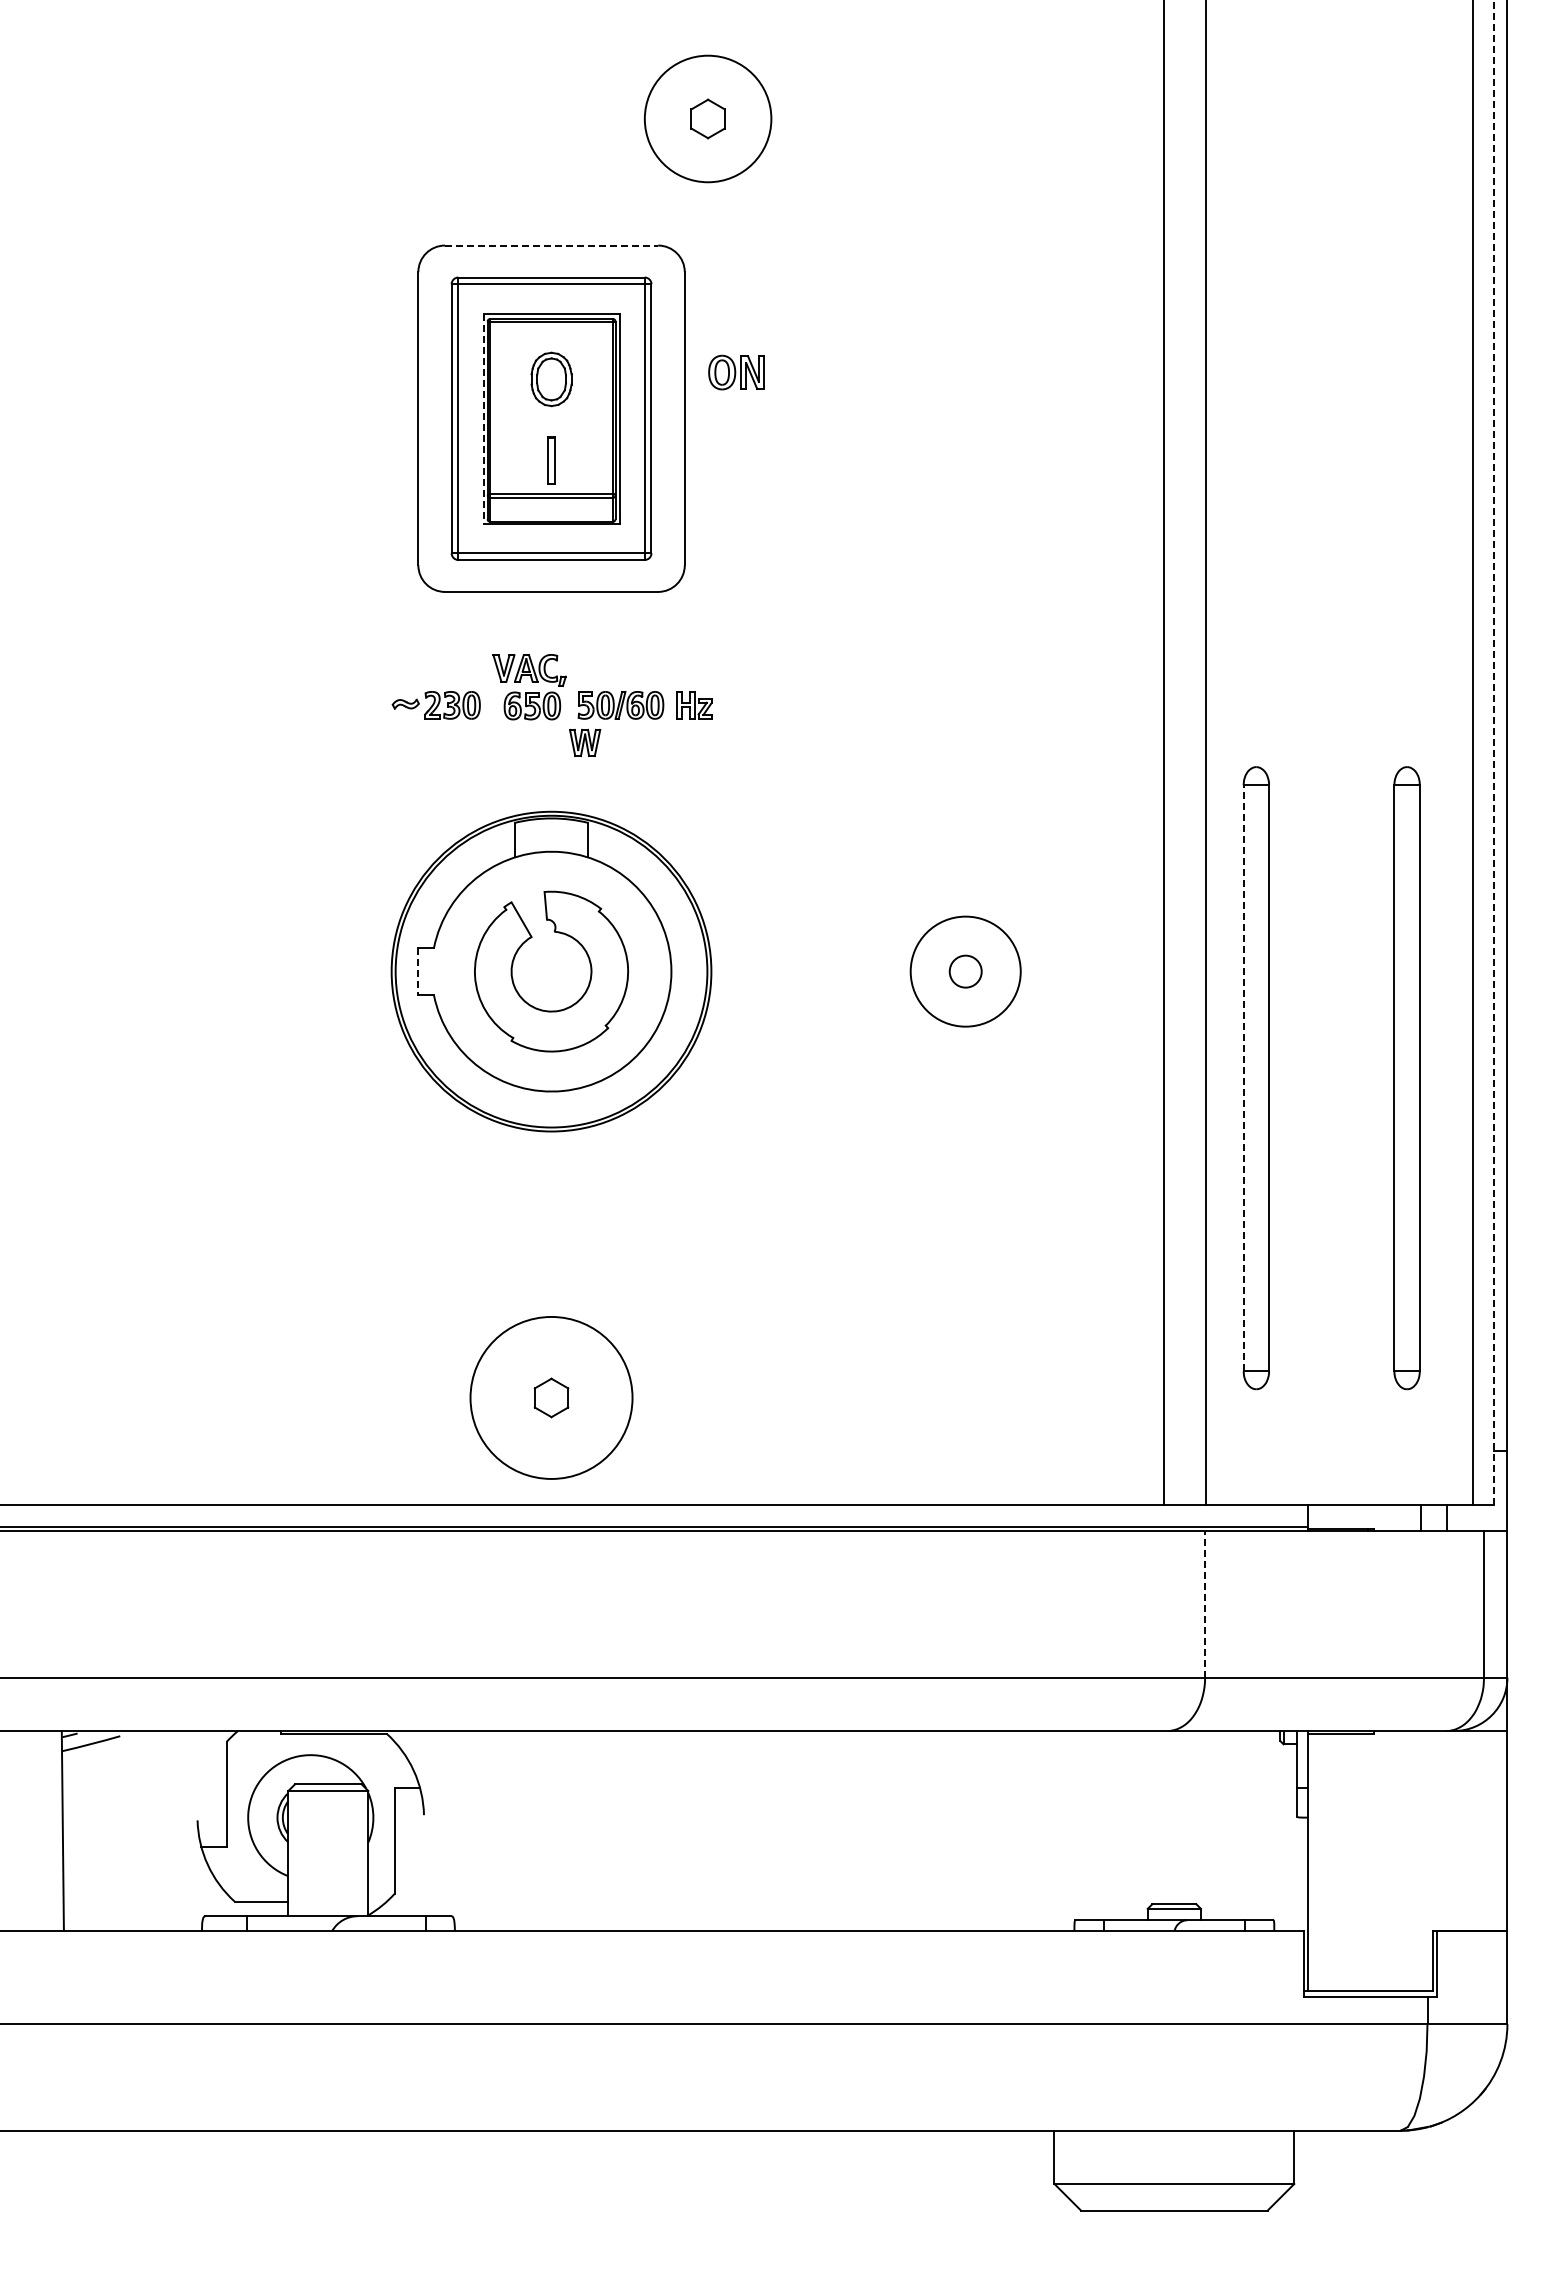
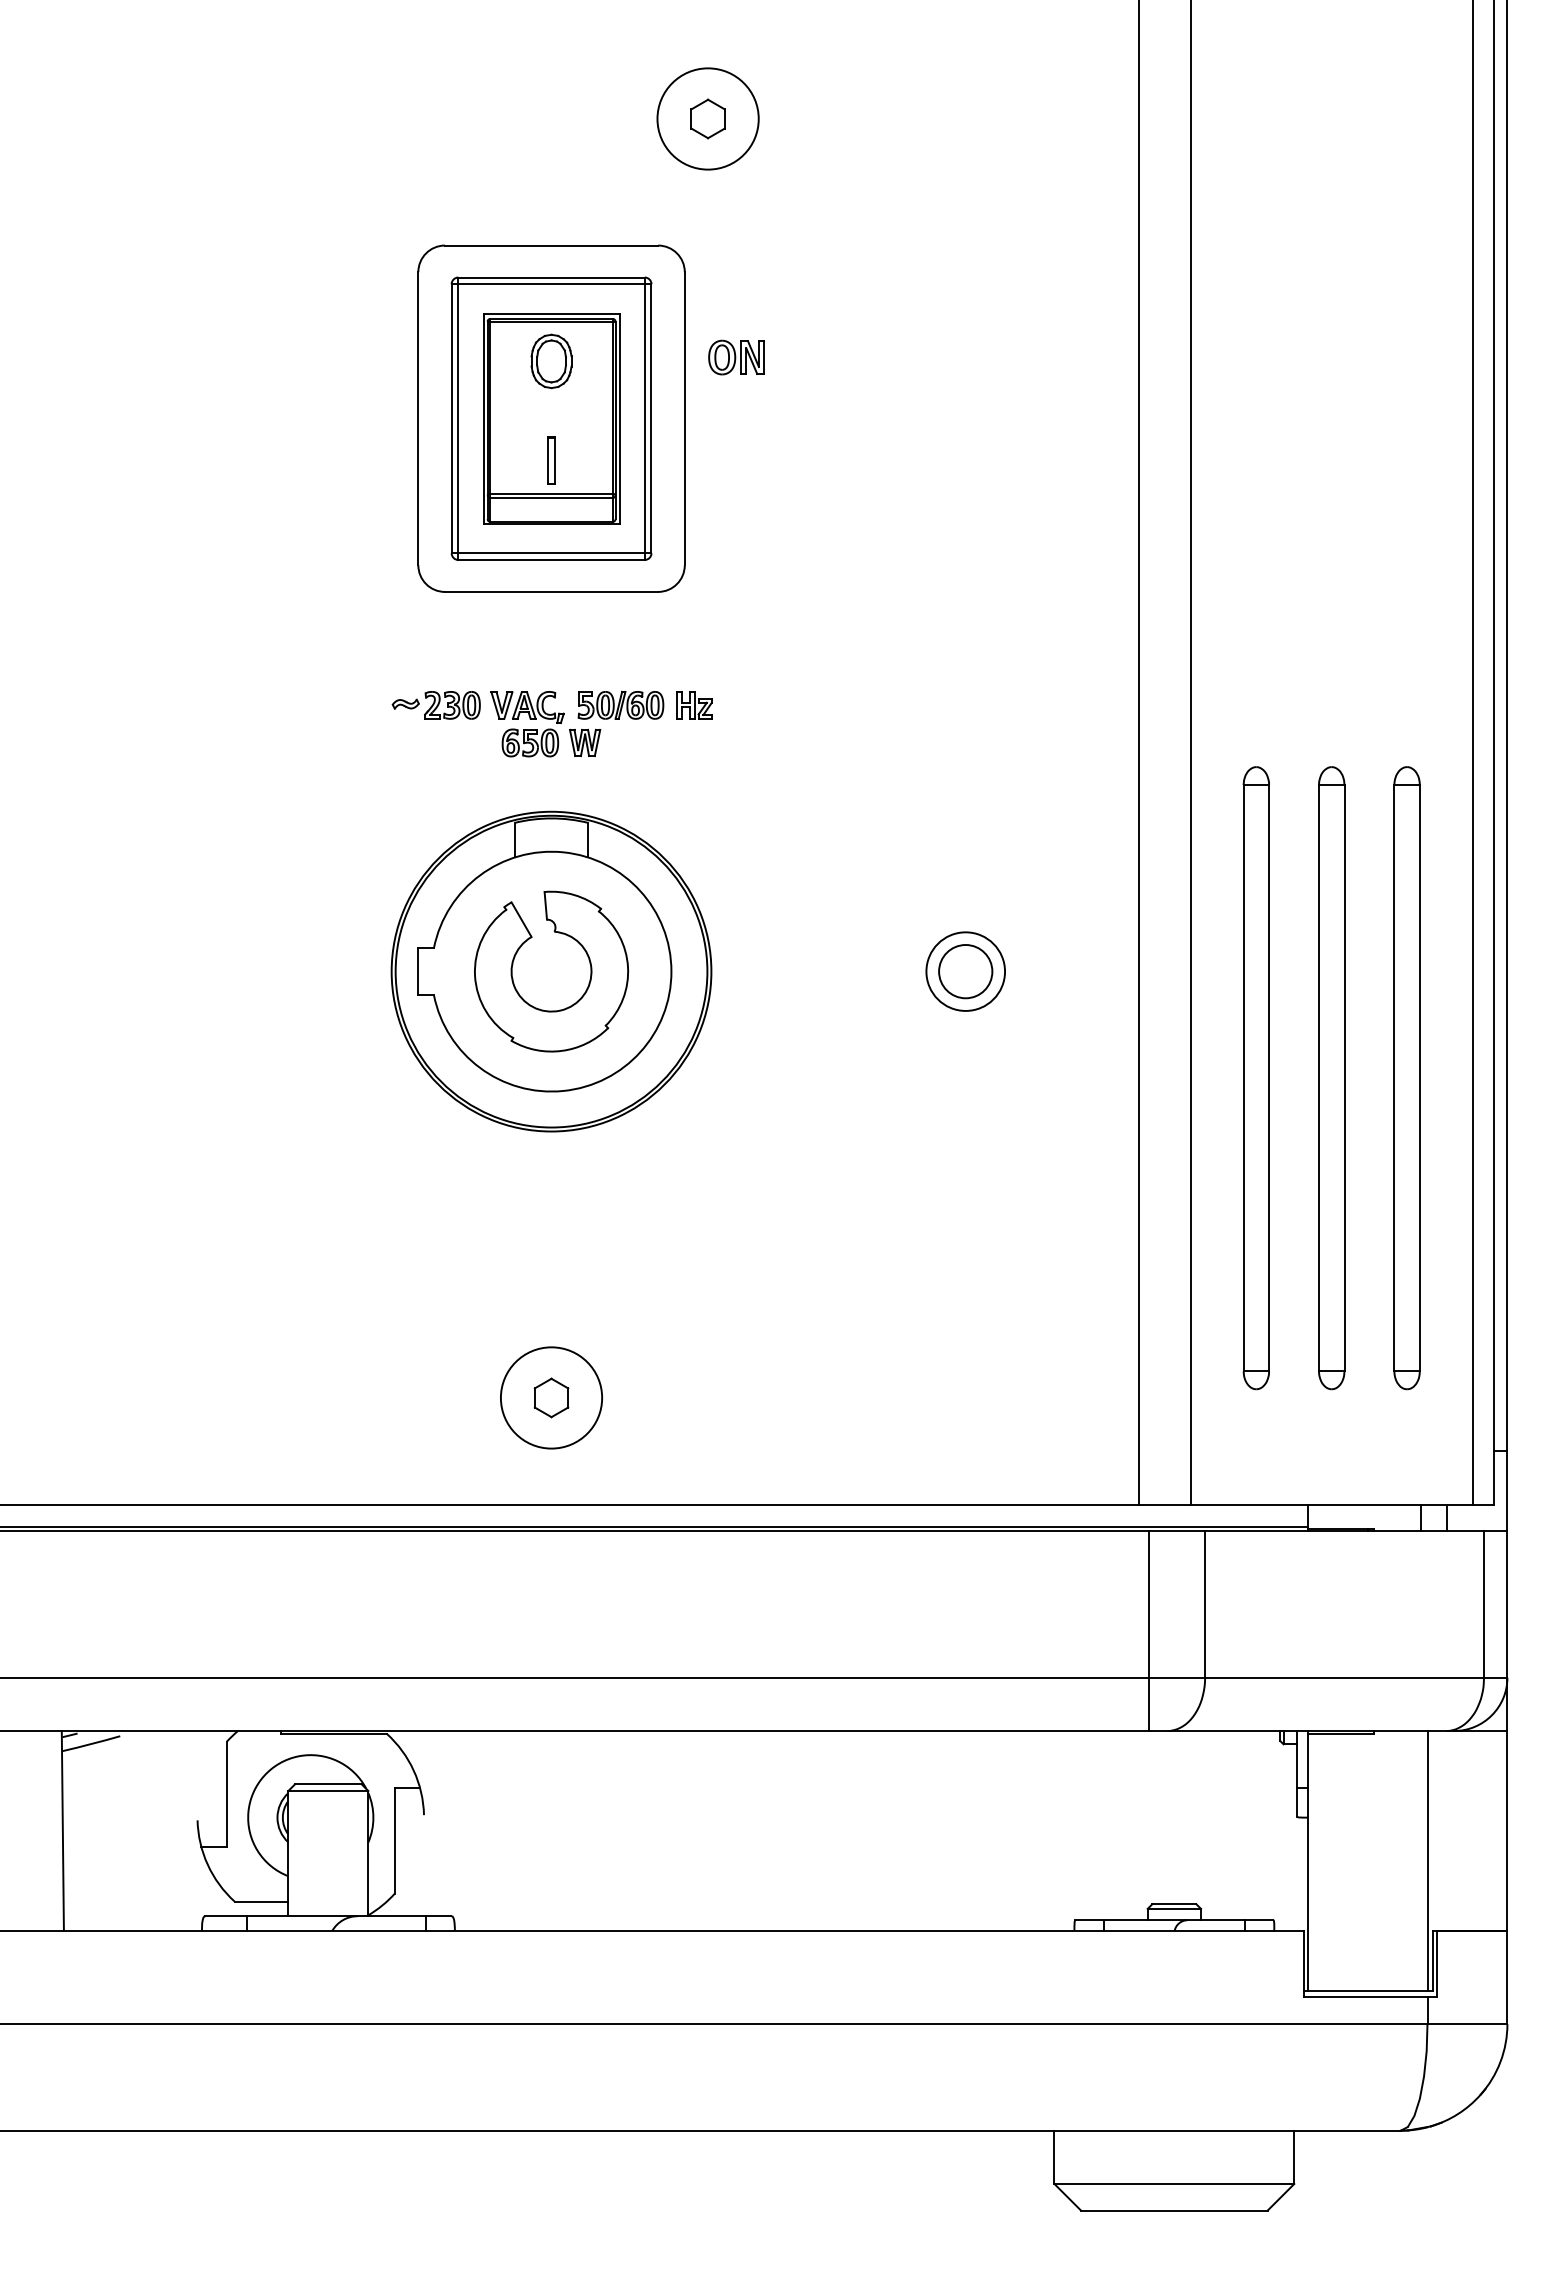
circle diameter: 127 px -> 101 px (707, 118)
line: dashed -> solid (551, 245)
part position: (736, 372) -> (736, 357) (736, 357)
part position: (551, 379) -> (551, 361) (551, 361)
line: dashed -> solid (483, 419)
part position: (529, 687) -> (527, 724) (527, 724)
line: dashed -> solid (1494, 751)
line position: (1163, 753) -> (1138, 753) (1138, 753)
line position: (1205, 753) -> (1190, 753) (1190, 753)
circle diameter: 110 px -> 79 px (965, 971)
circle diameter: 32 px -> 53 px (965, 971)
line: dashed -> solid (418, 972)
line: dashed -> solid (1243, 1077)
part: none -> present (1331, 1078)
circle diameter: 162 px -> 101 px (551, 1397)
line: dashed -> solid (1205, 1603)
line: none -> present (1148, 1631)
line: none -> present (1427, 1860)
